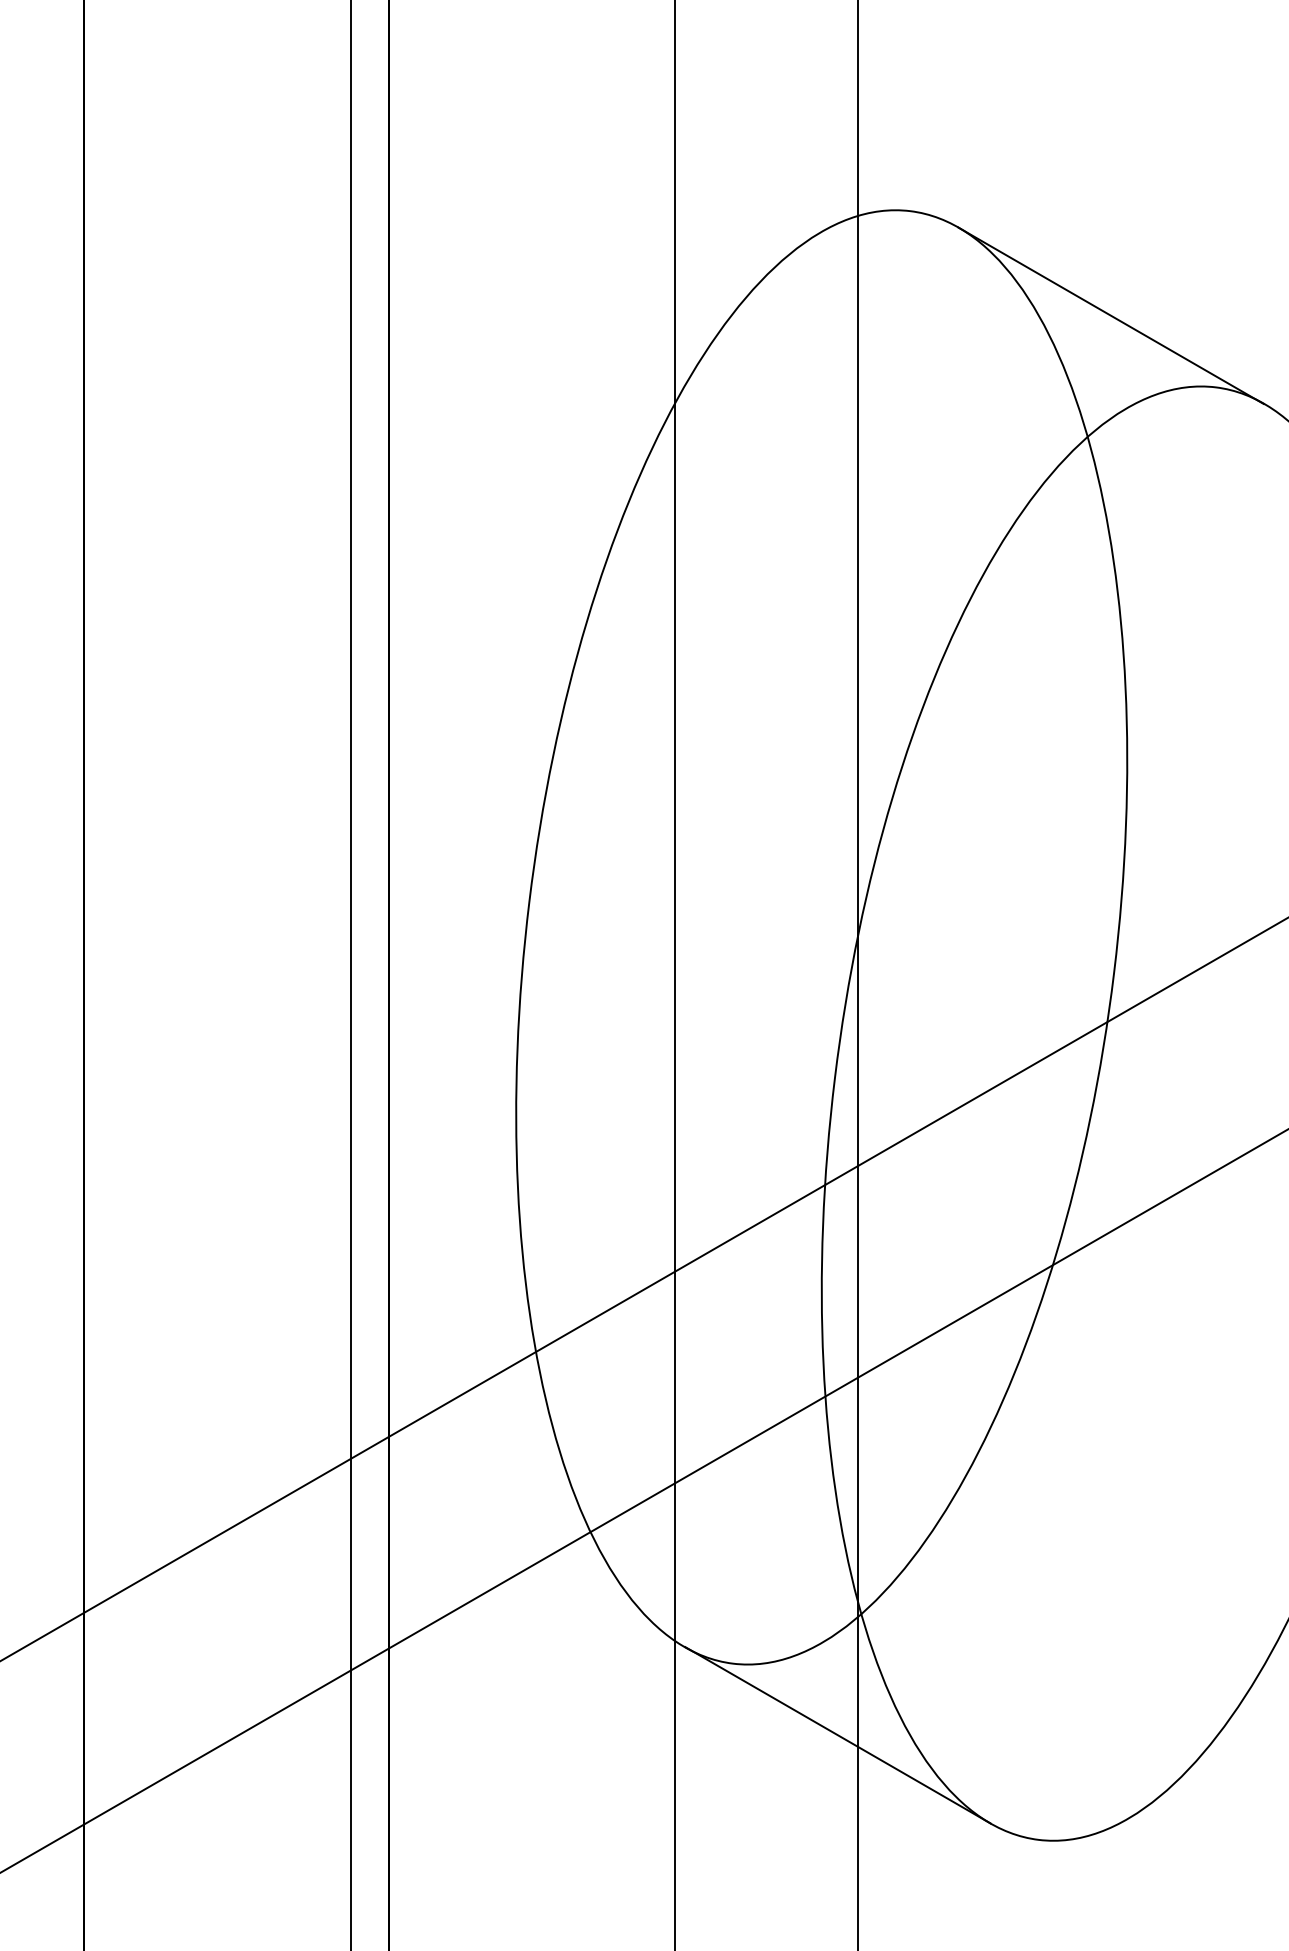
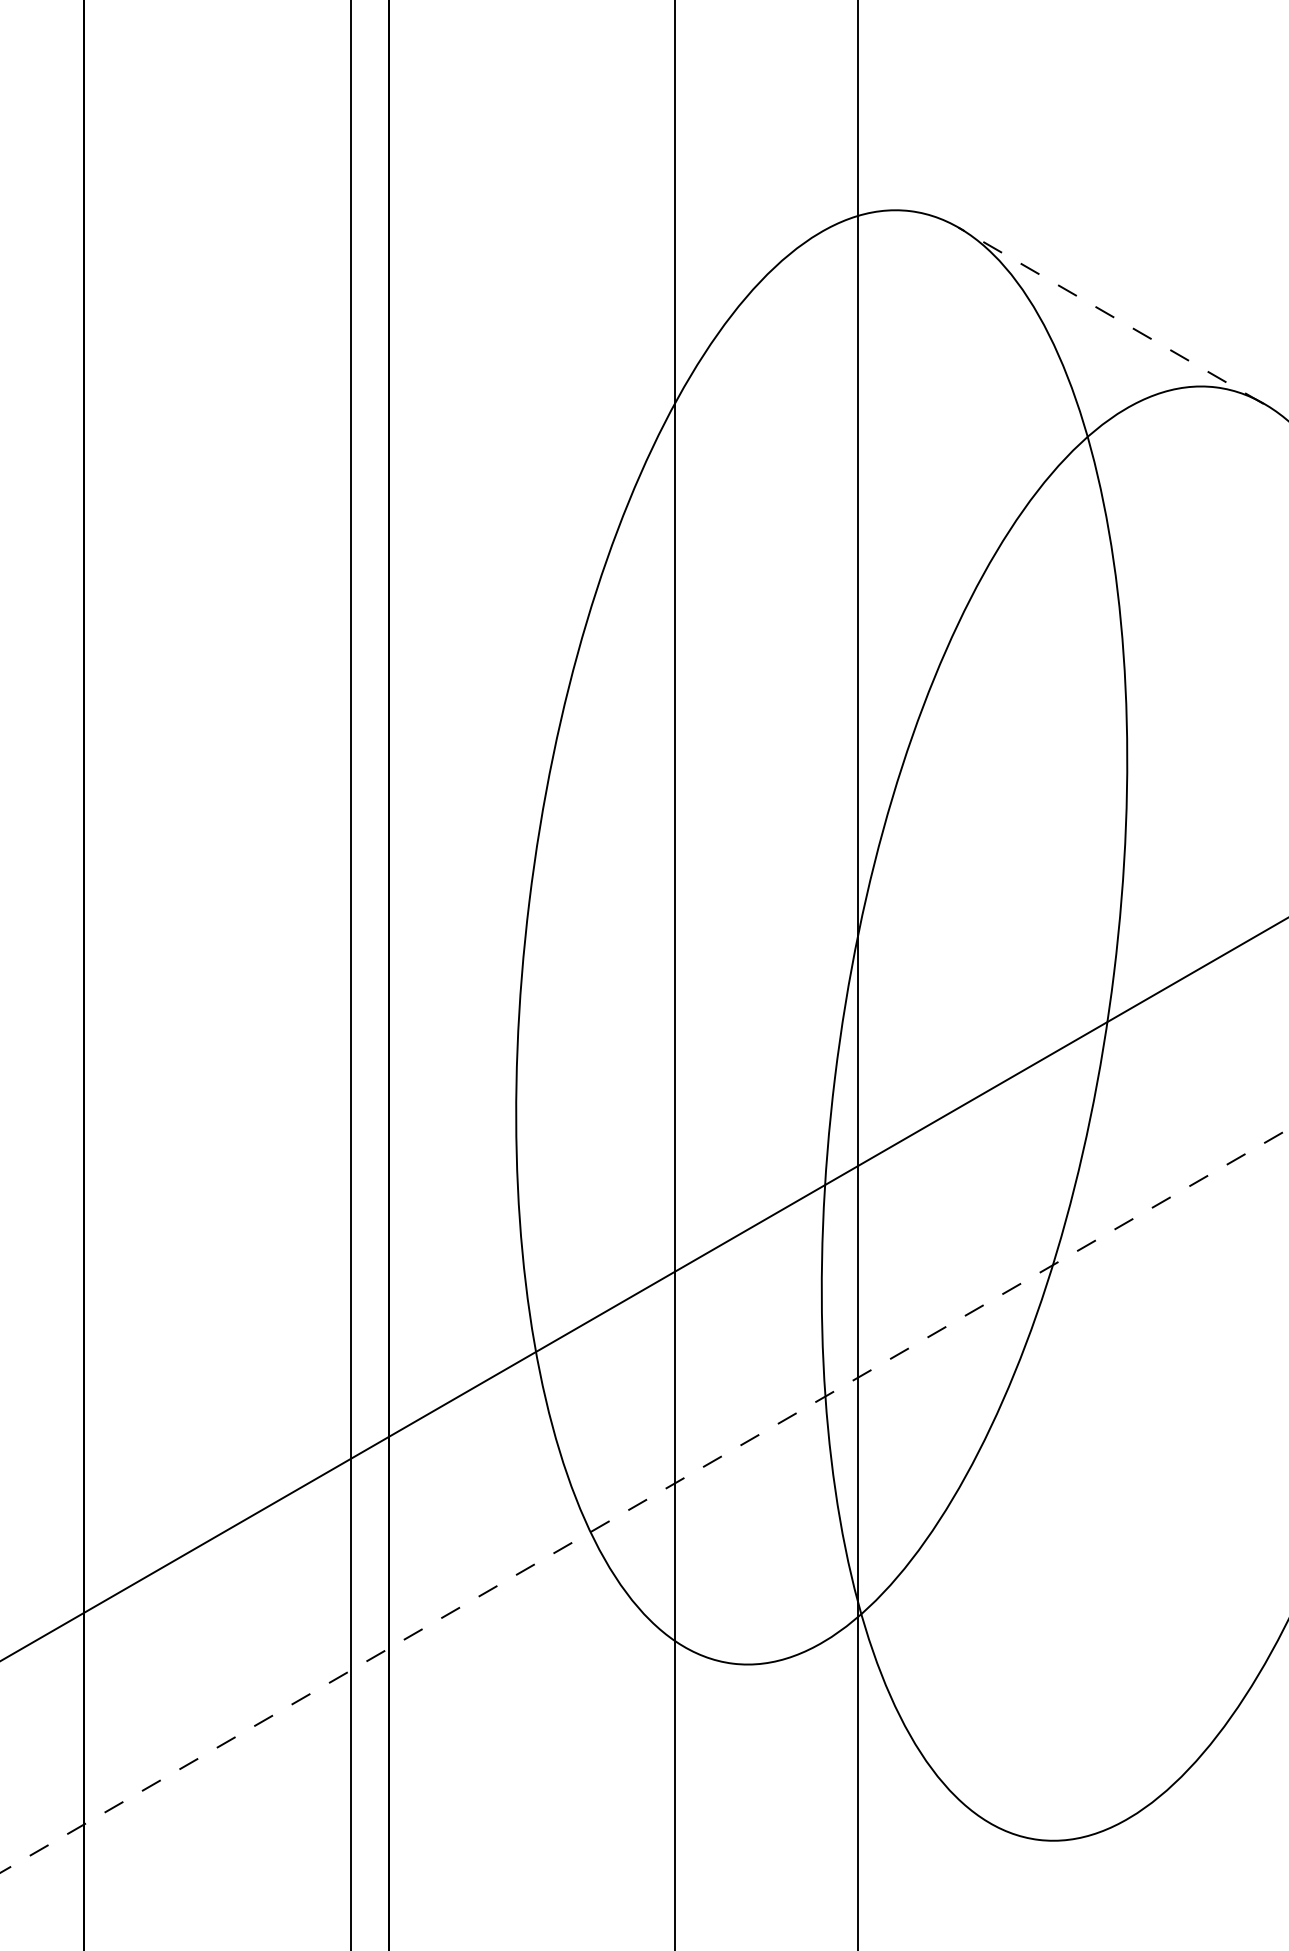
line: solid -> dashed (1110, 315)
line: solid -> dashed (644, 1500)
line: present -> none (837, 1735)
